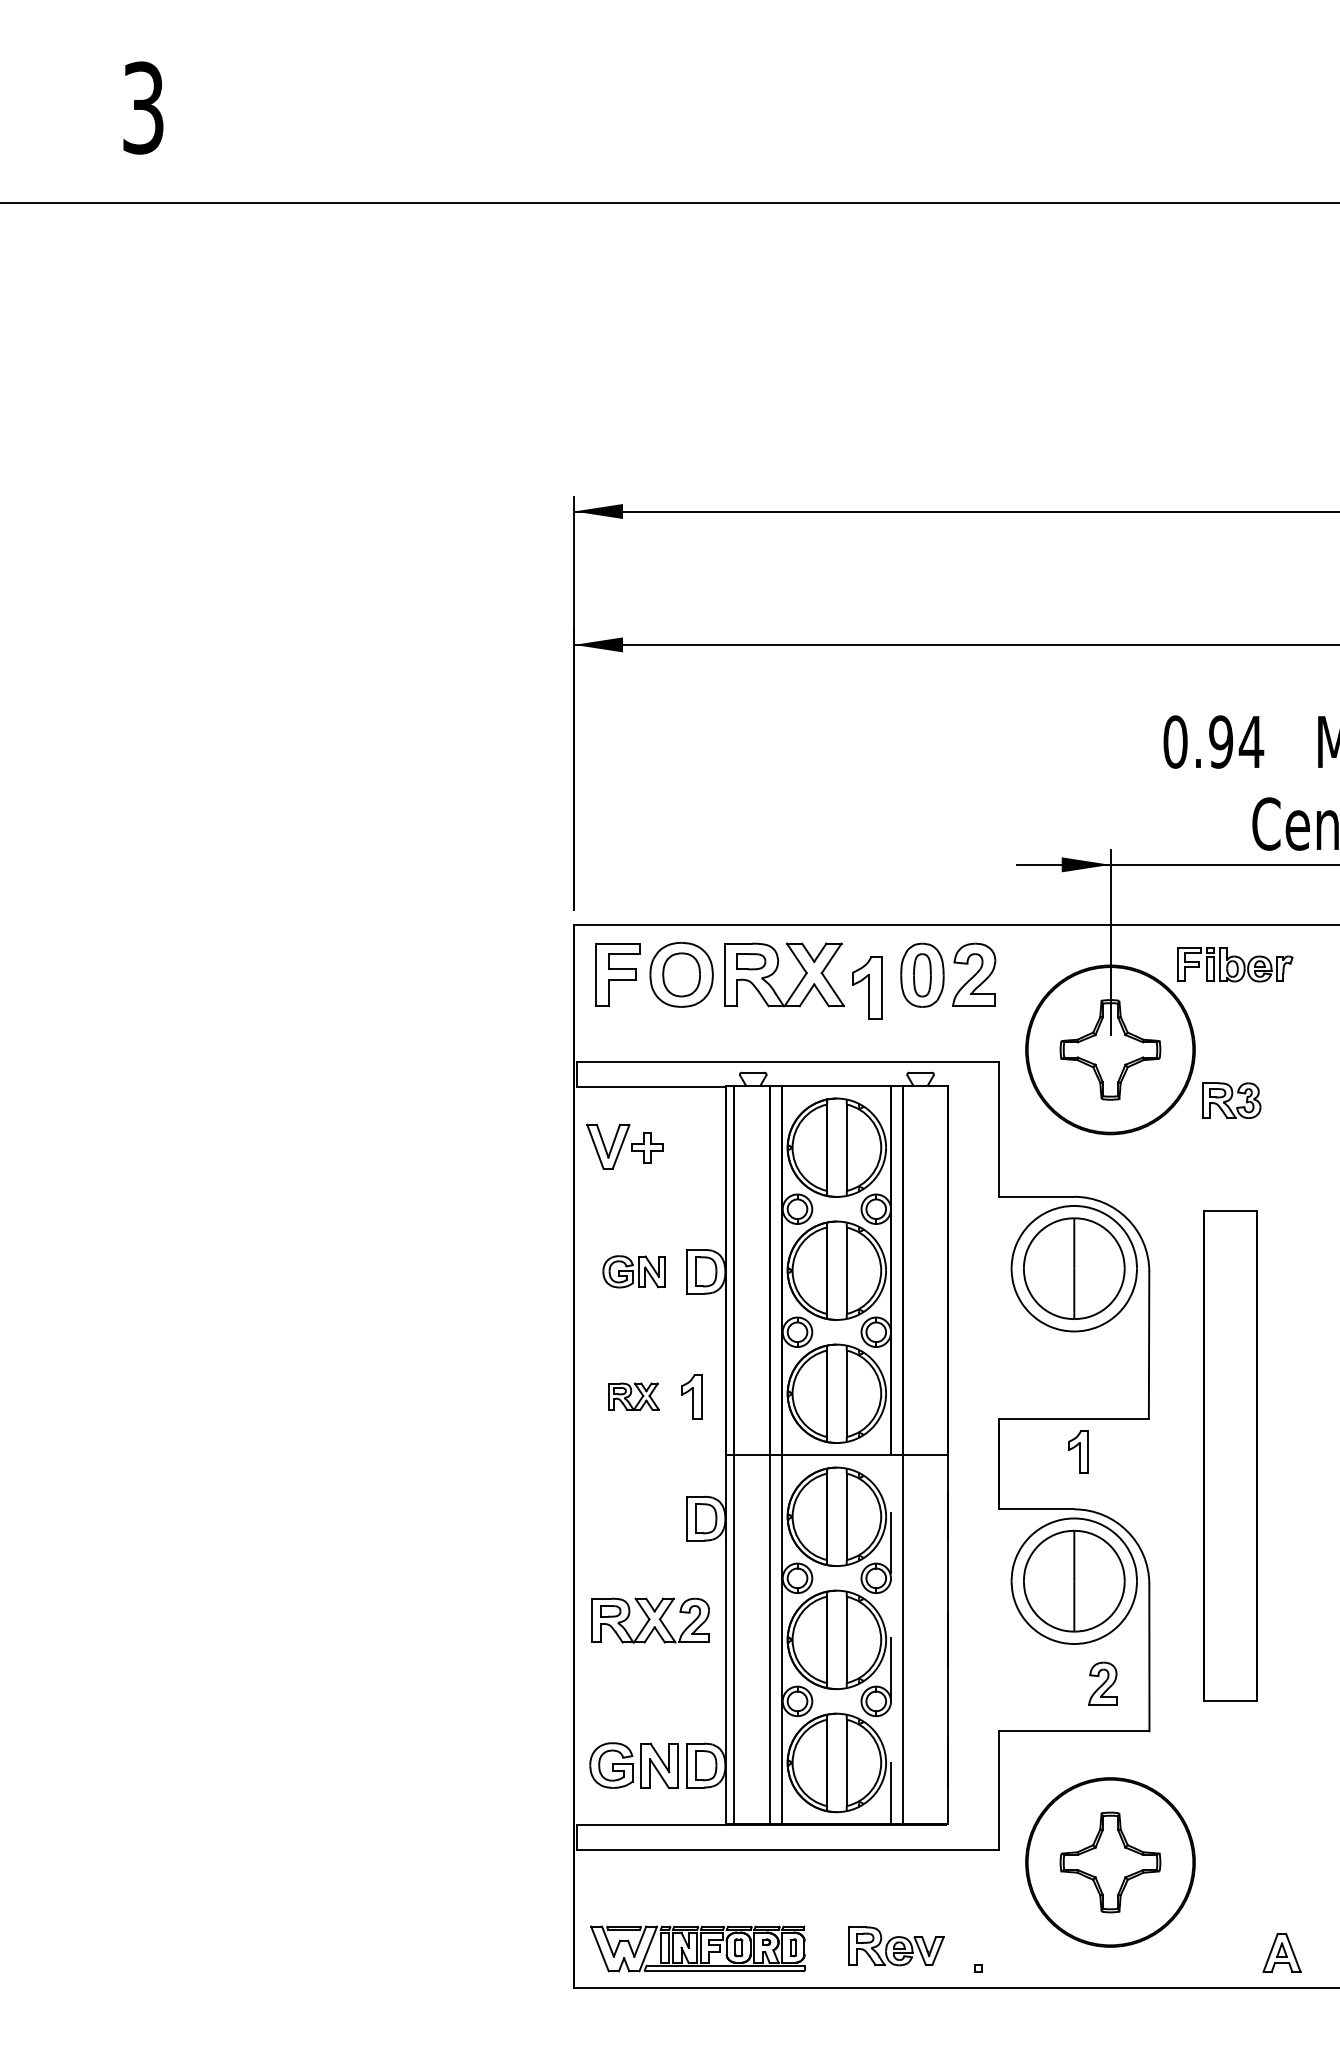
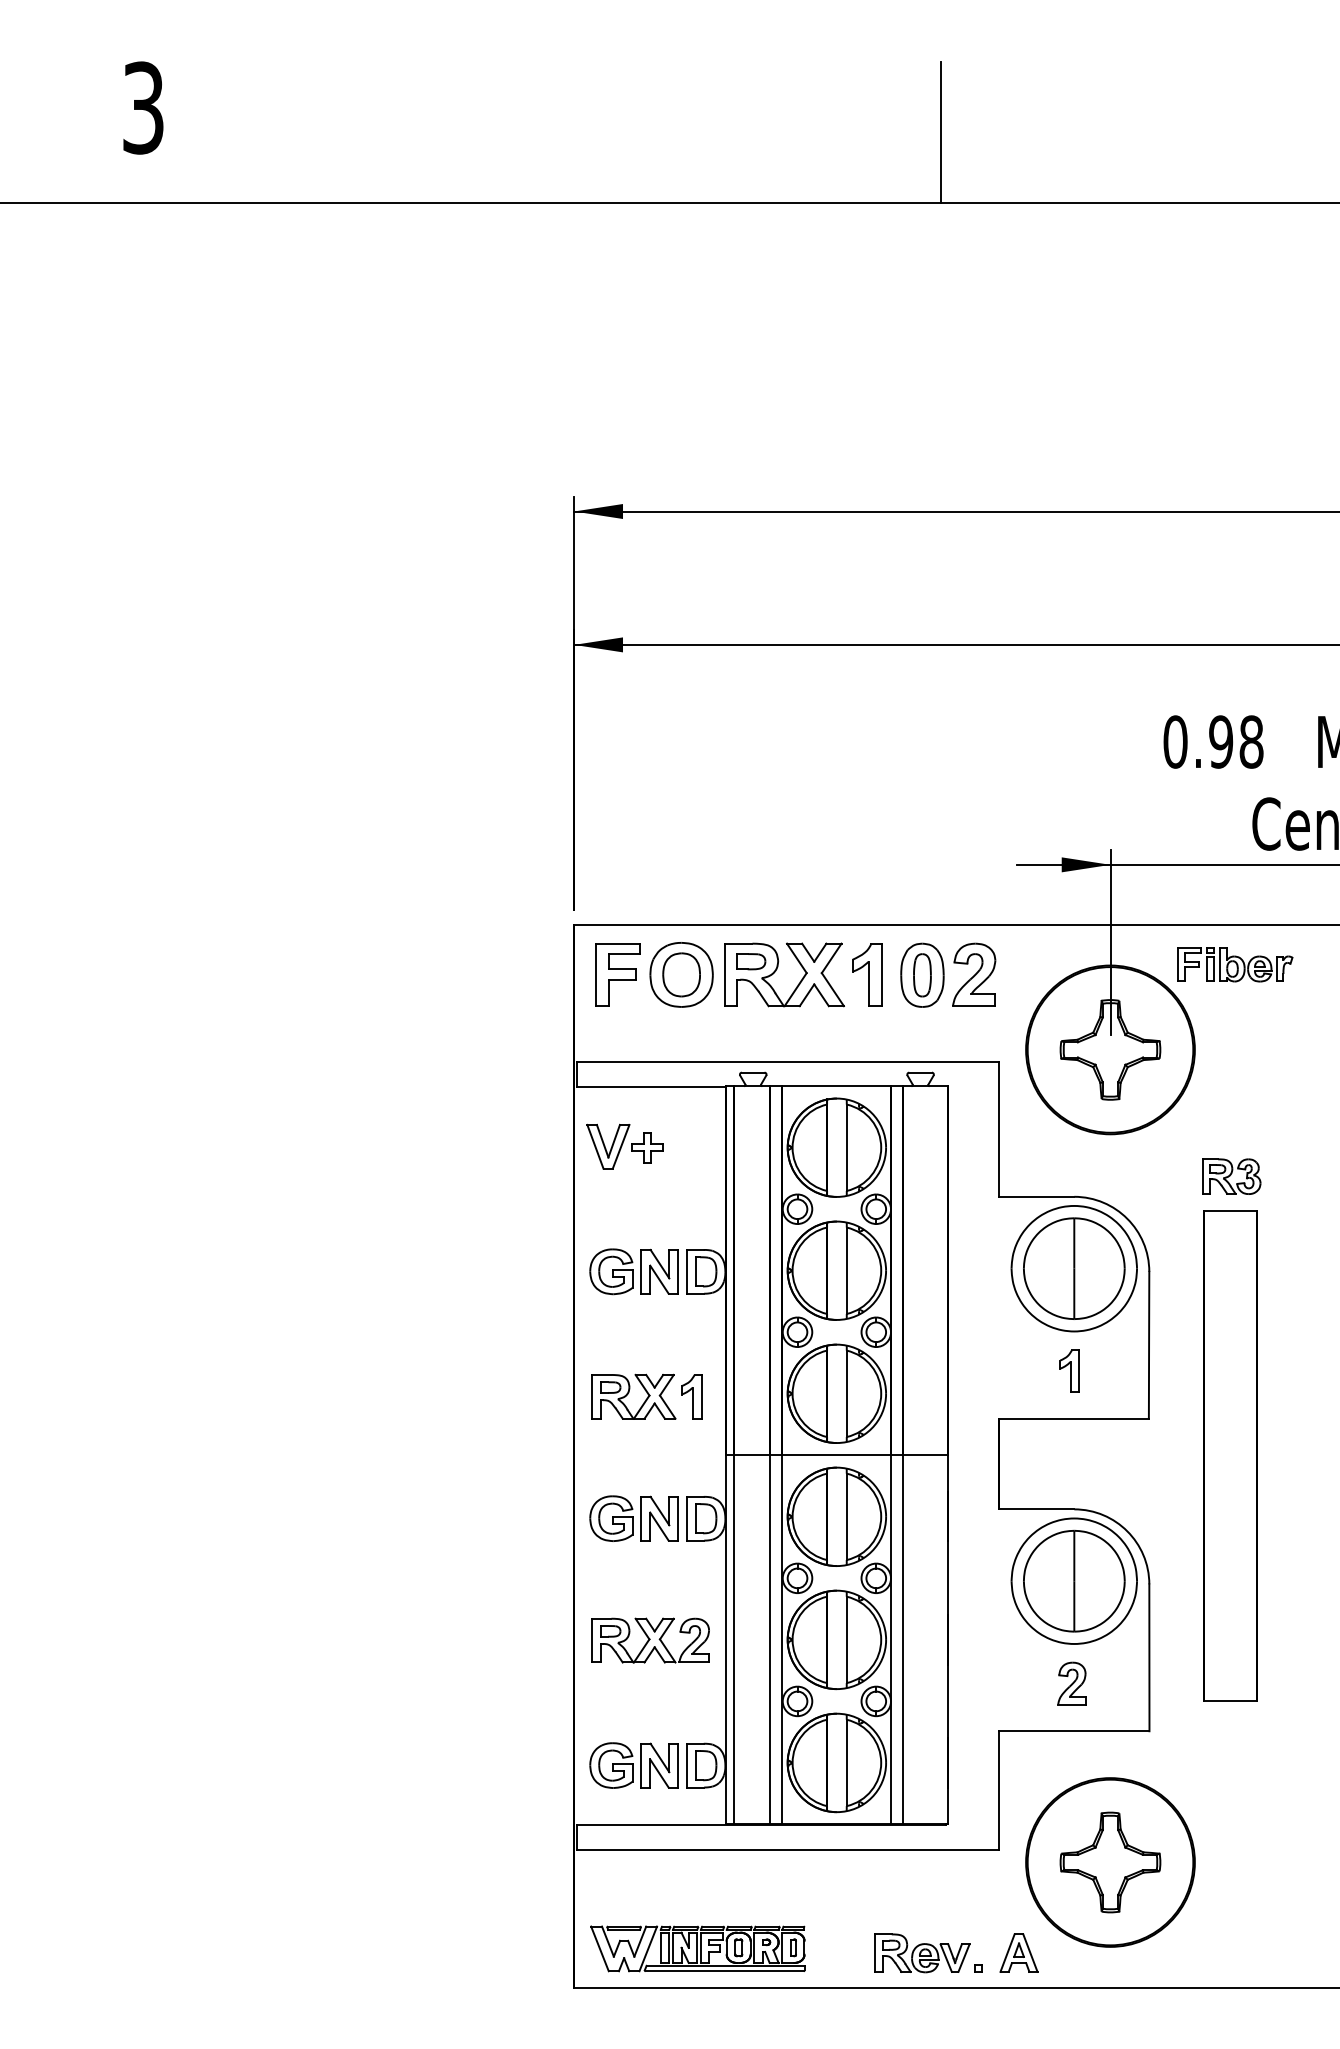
line: none -> present (941, 132)
text: 0.94 -> 0.98 (1251, 741)
part position: (867, 987) -> (867, 974) (867, 974)
part position: (1231, 1100) -> (1231, 1176) (1231, 1176)
part size: 64x34 px -> 90x48 px (633, 1271)
part size: 52x29 px -> 86x47 px (633, 1396)
part position: (1078, 1451) -> (1069, 1370) (1069, 1370)
part: none -> present (633, 1518)
part position: (650, 1620) -> (650, 1640) (650, 1640)
line: dashed -> solid (891, 1639)
part position: (1102, 1683) -> (1071, 1683) (1071, 1683)
part position: (896, 1946) -> (922, 1953) (922, 1953)
part position: (1281, 1952) -> (1018, 1952) (1018, 1952)
